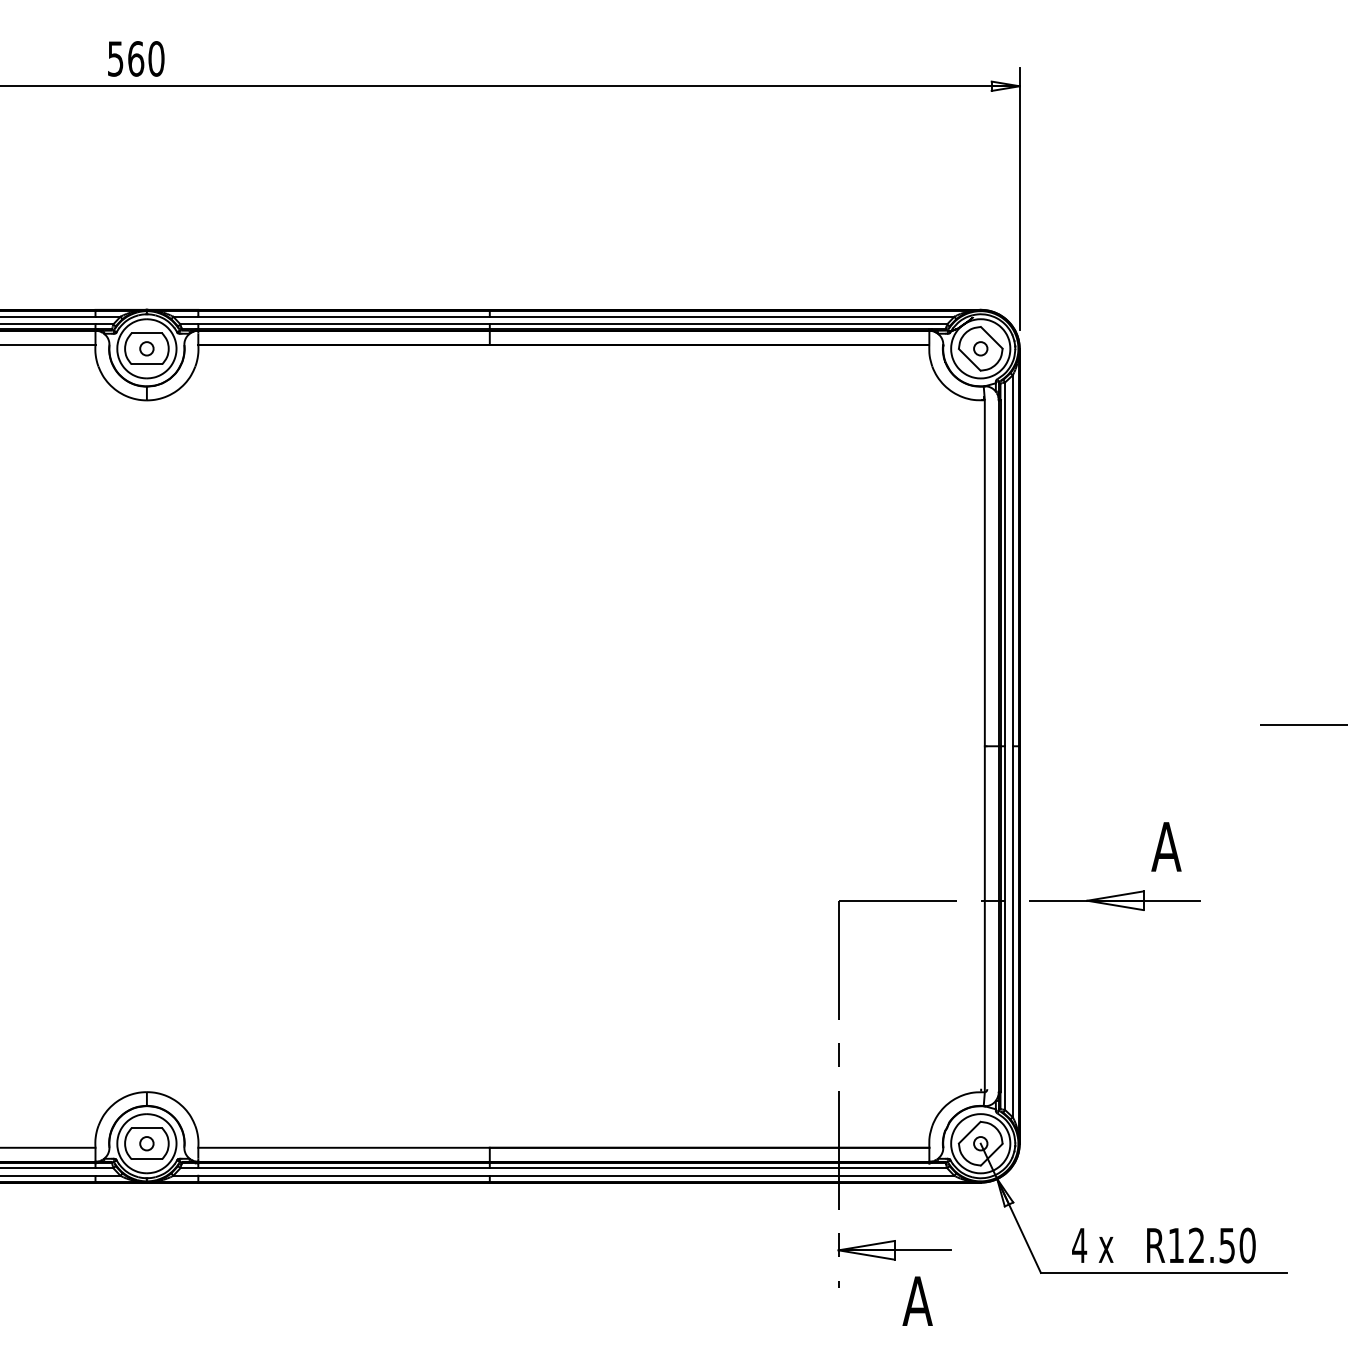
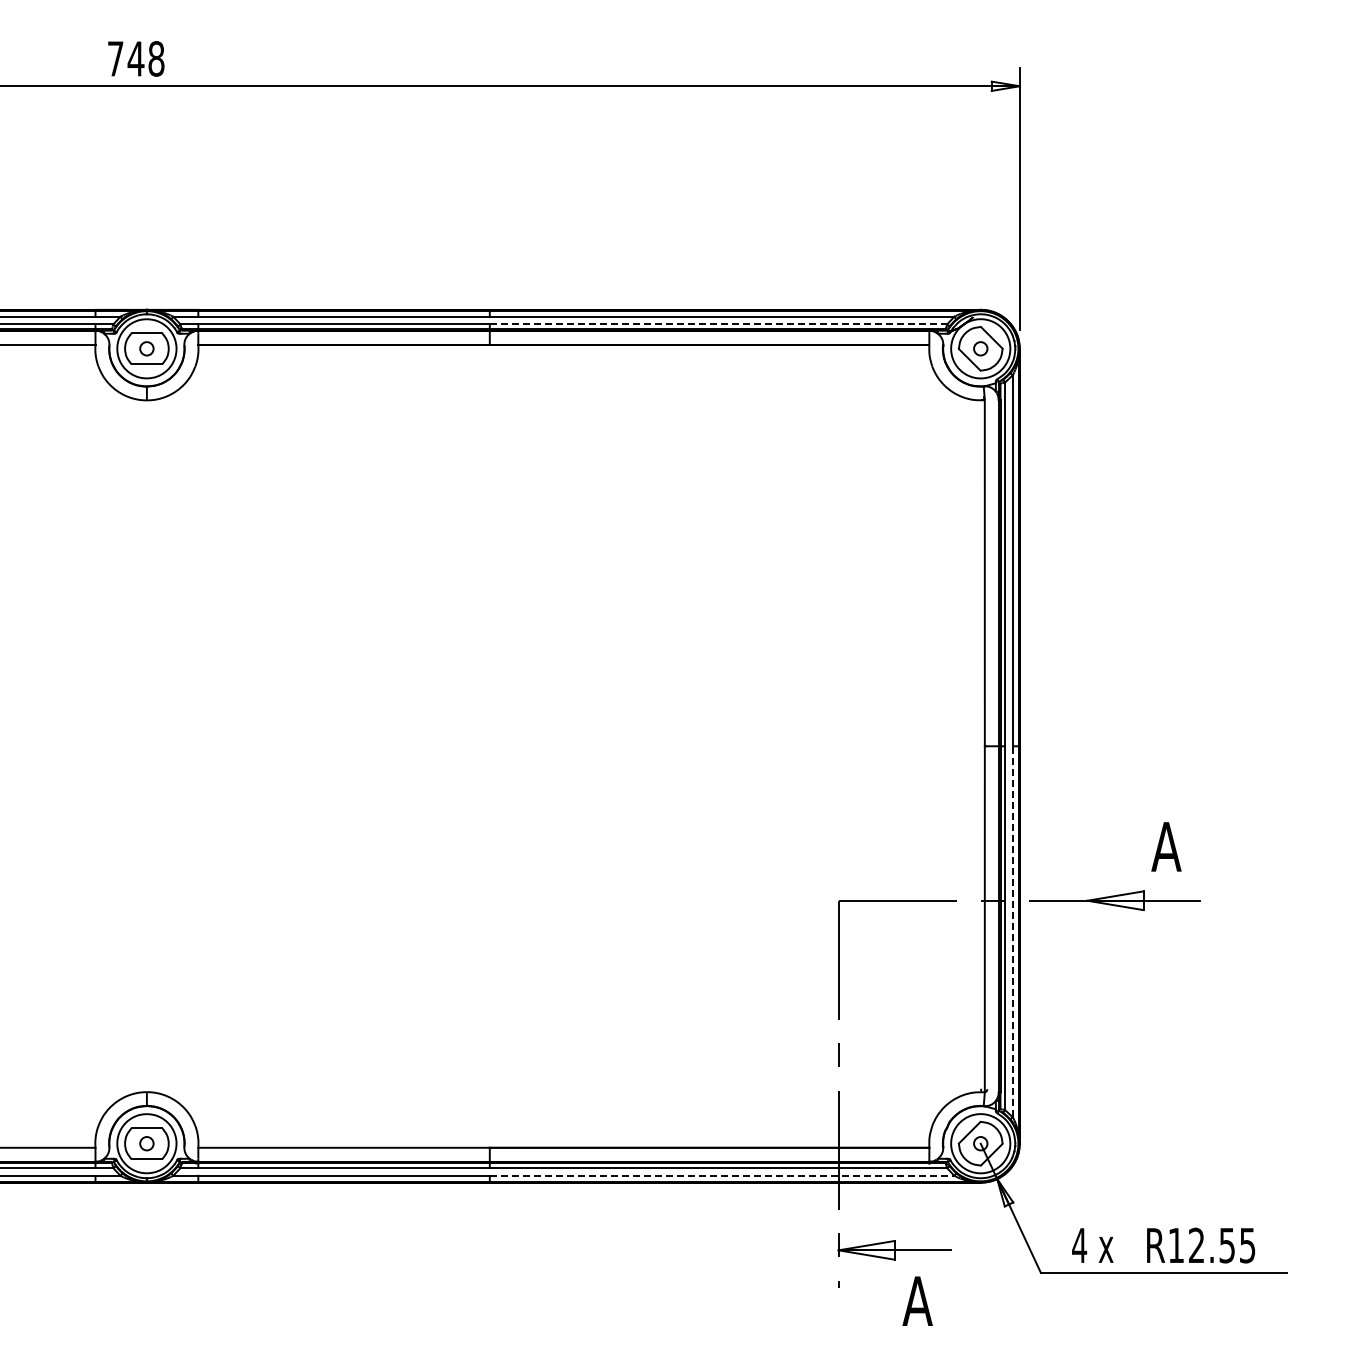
text: 560 -> 748 (136, 58)
line: solid -> dashed (718, 324)
line: present -> none (1302, 724)
line: solid -> dashed (1012, 931)
line: solid -> dashed (722, 1175)
text: R12.50 -> R12.55 (1247, 1245)
